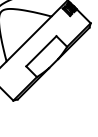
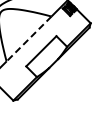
line: solid -> dashed (29, 39)
